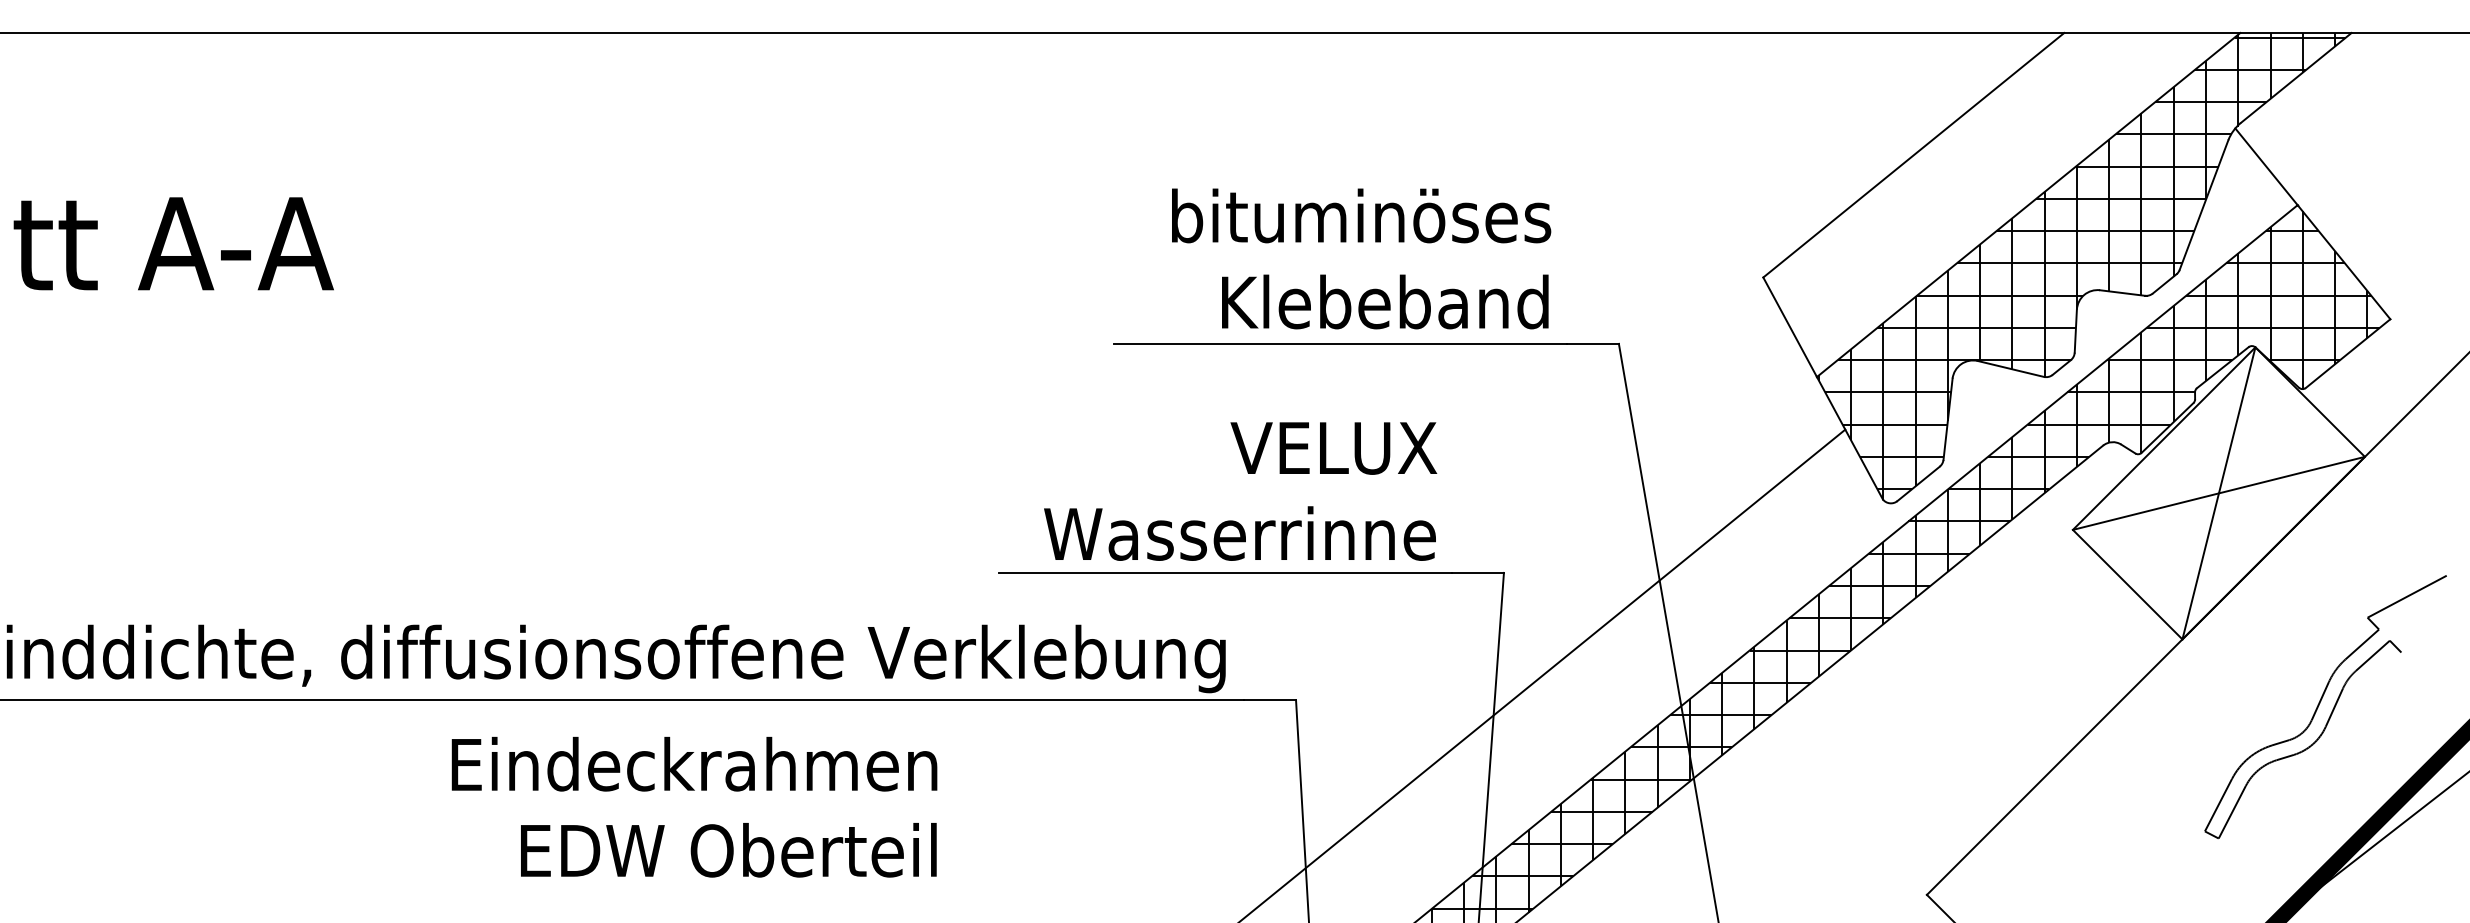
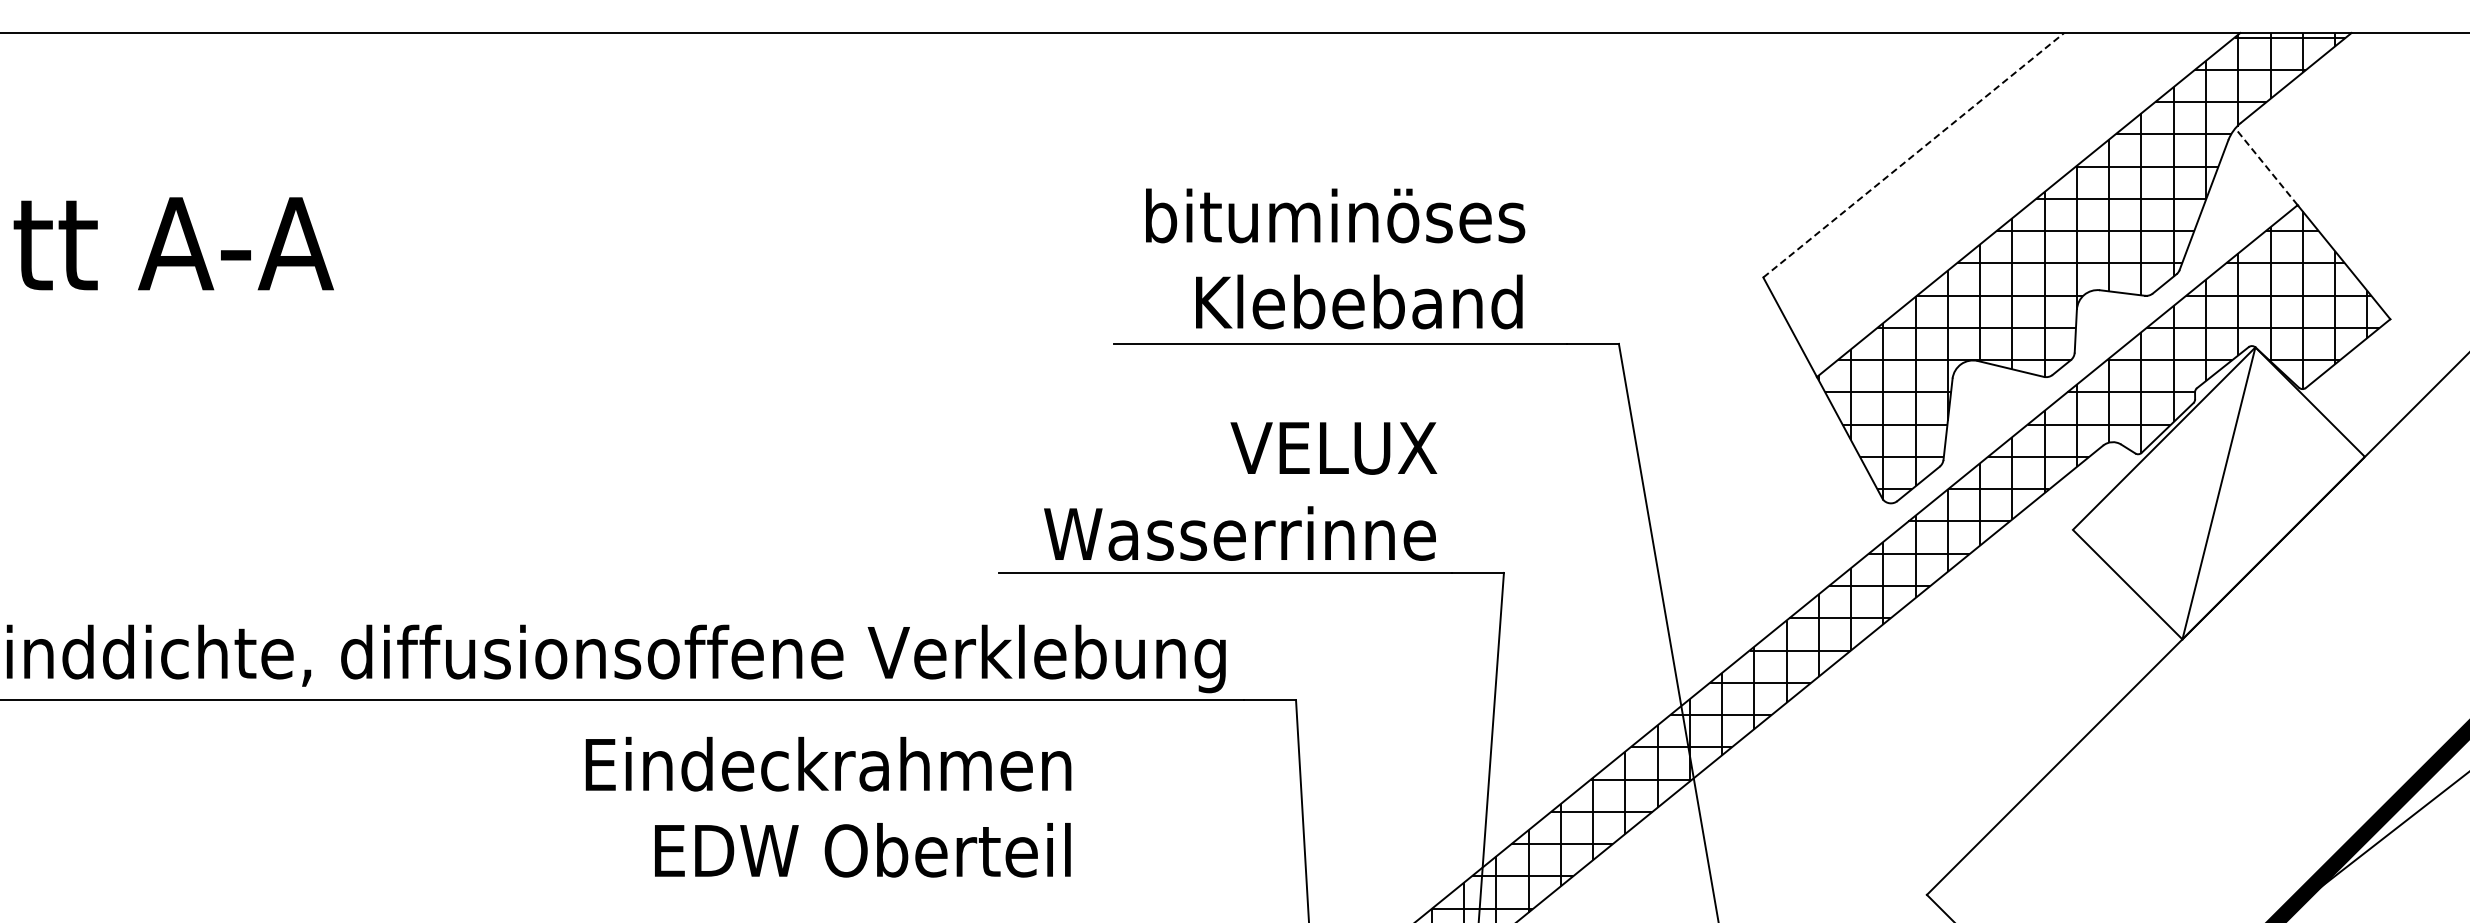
line: solid -> dashed (1913, 155)
line: solid -> dashed (2266, 166)
text position: (1361, 258) -> (1335, 258) (1335, 258)
line: present -> none (2218, 492)
line: present -> none (1543, 674)
part: present -> none (2319, 705)
text position: (694, 806) -> (828, 806) (828, 806)
